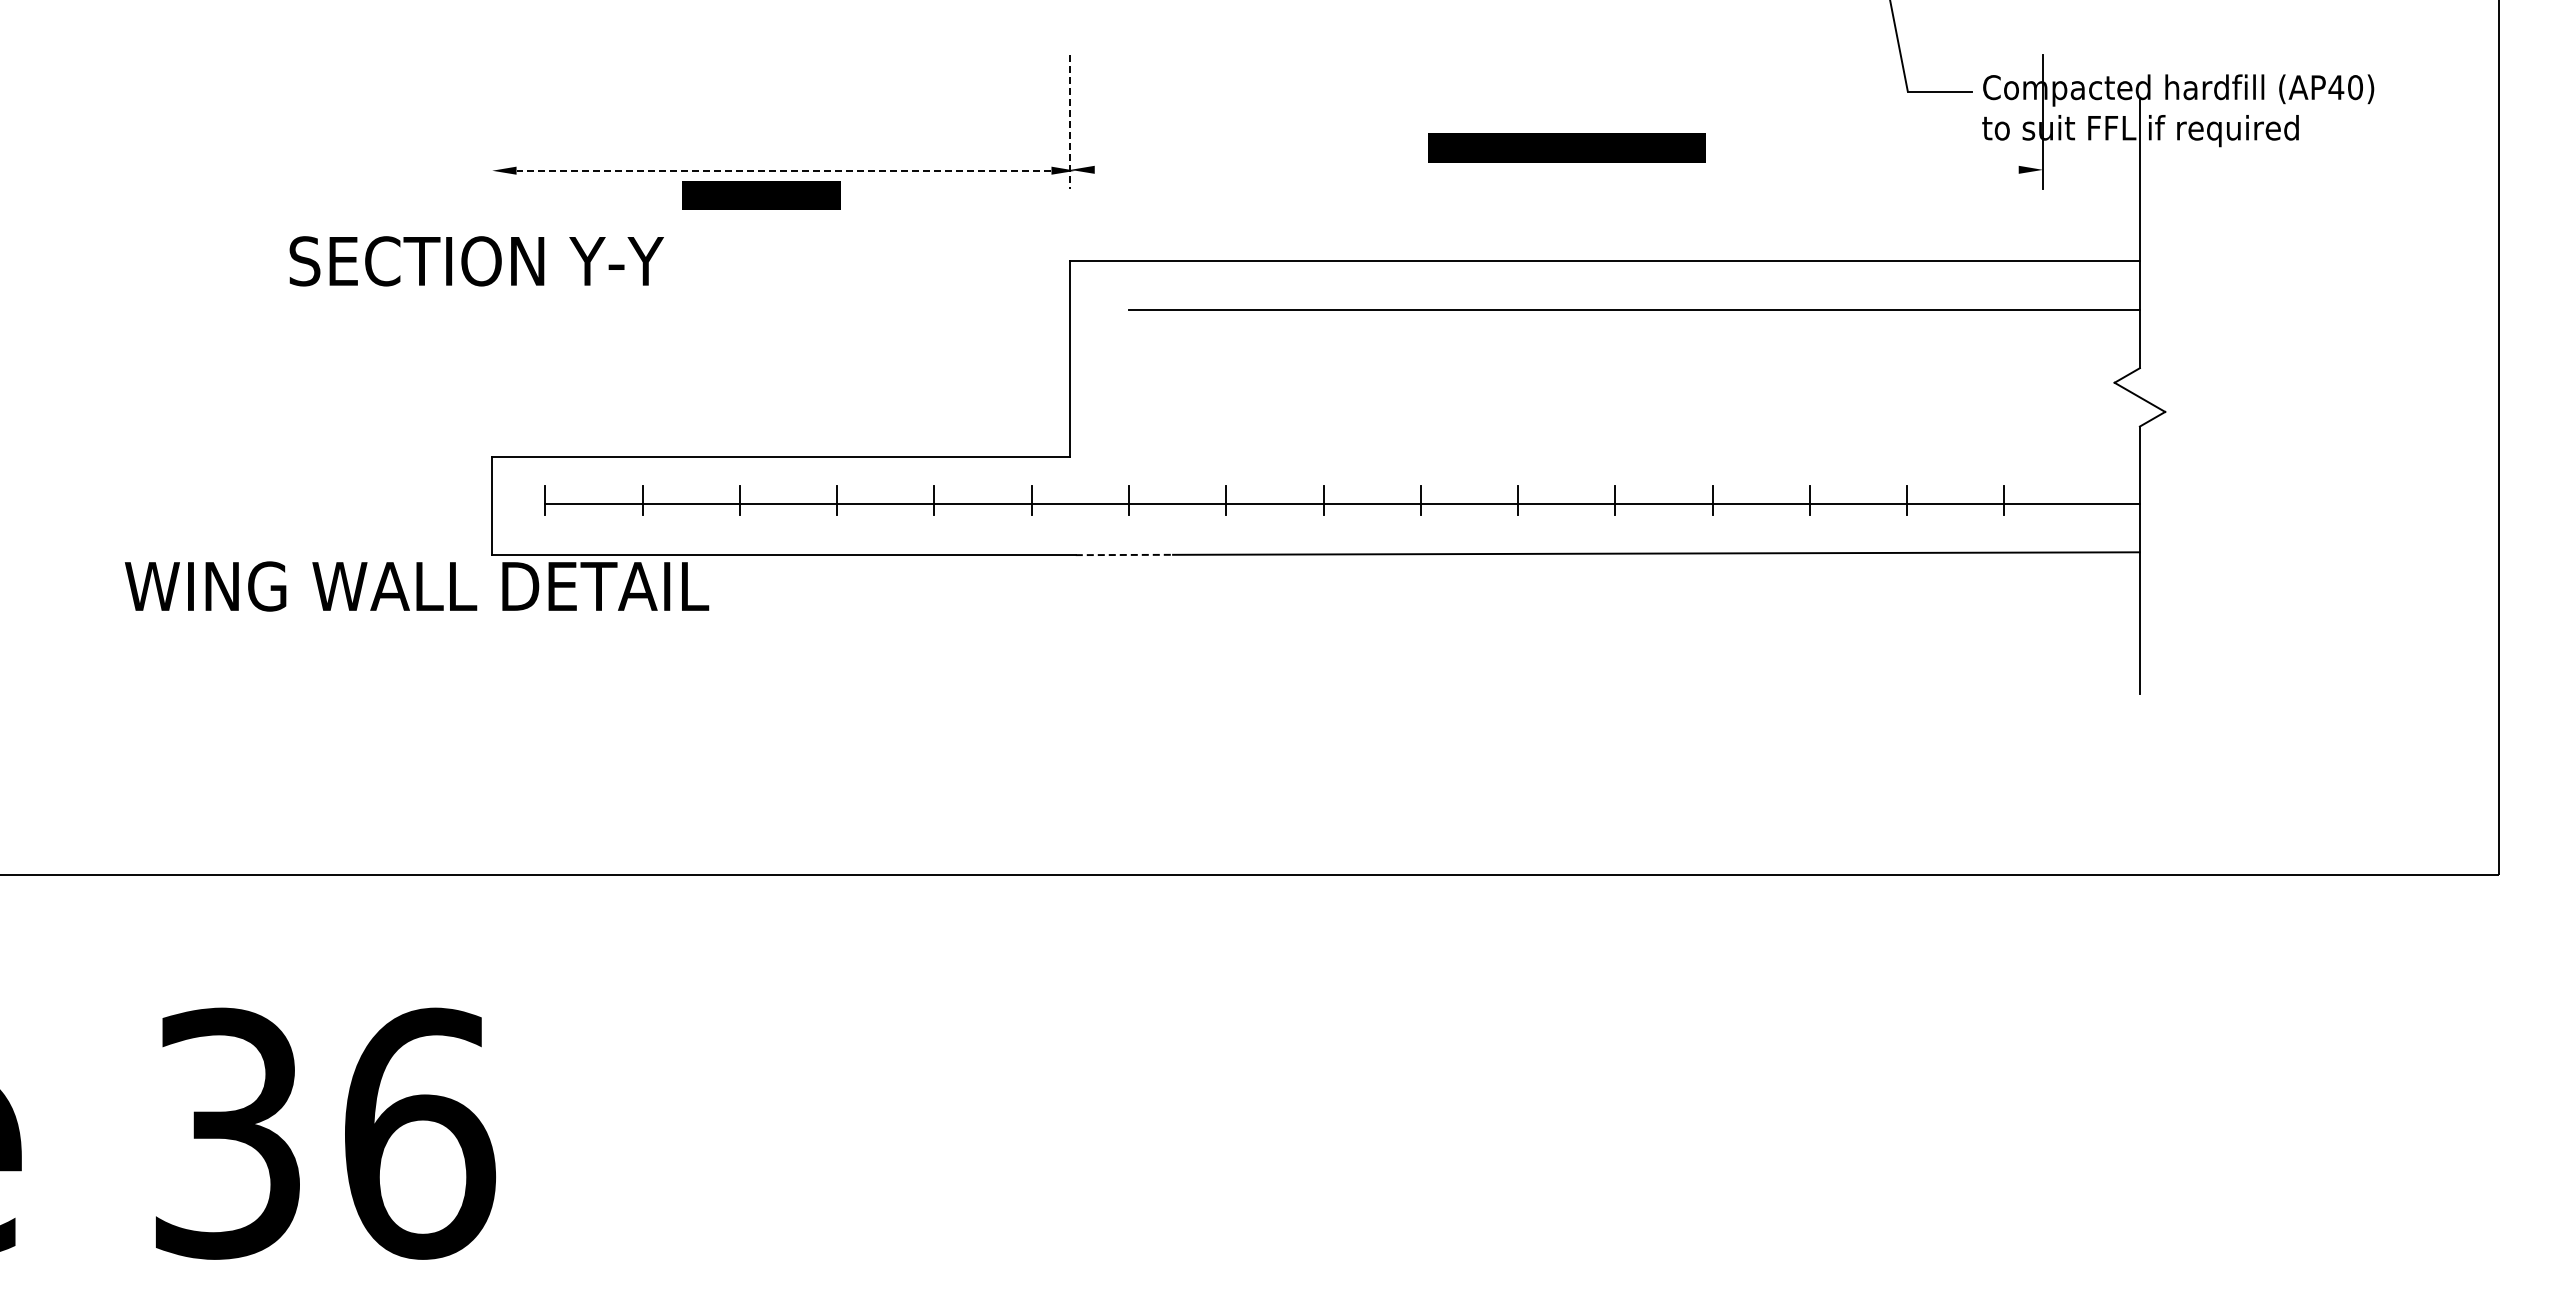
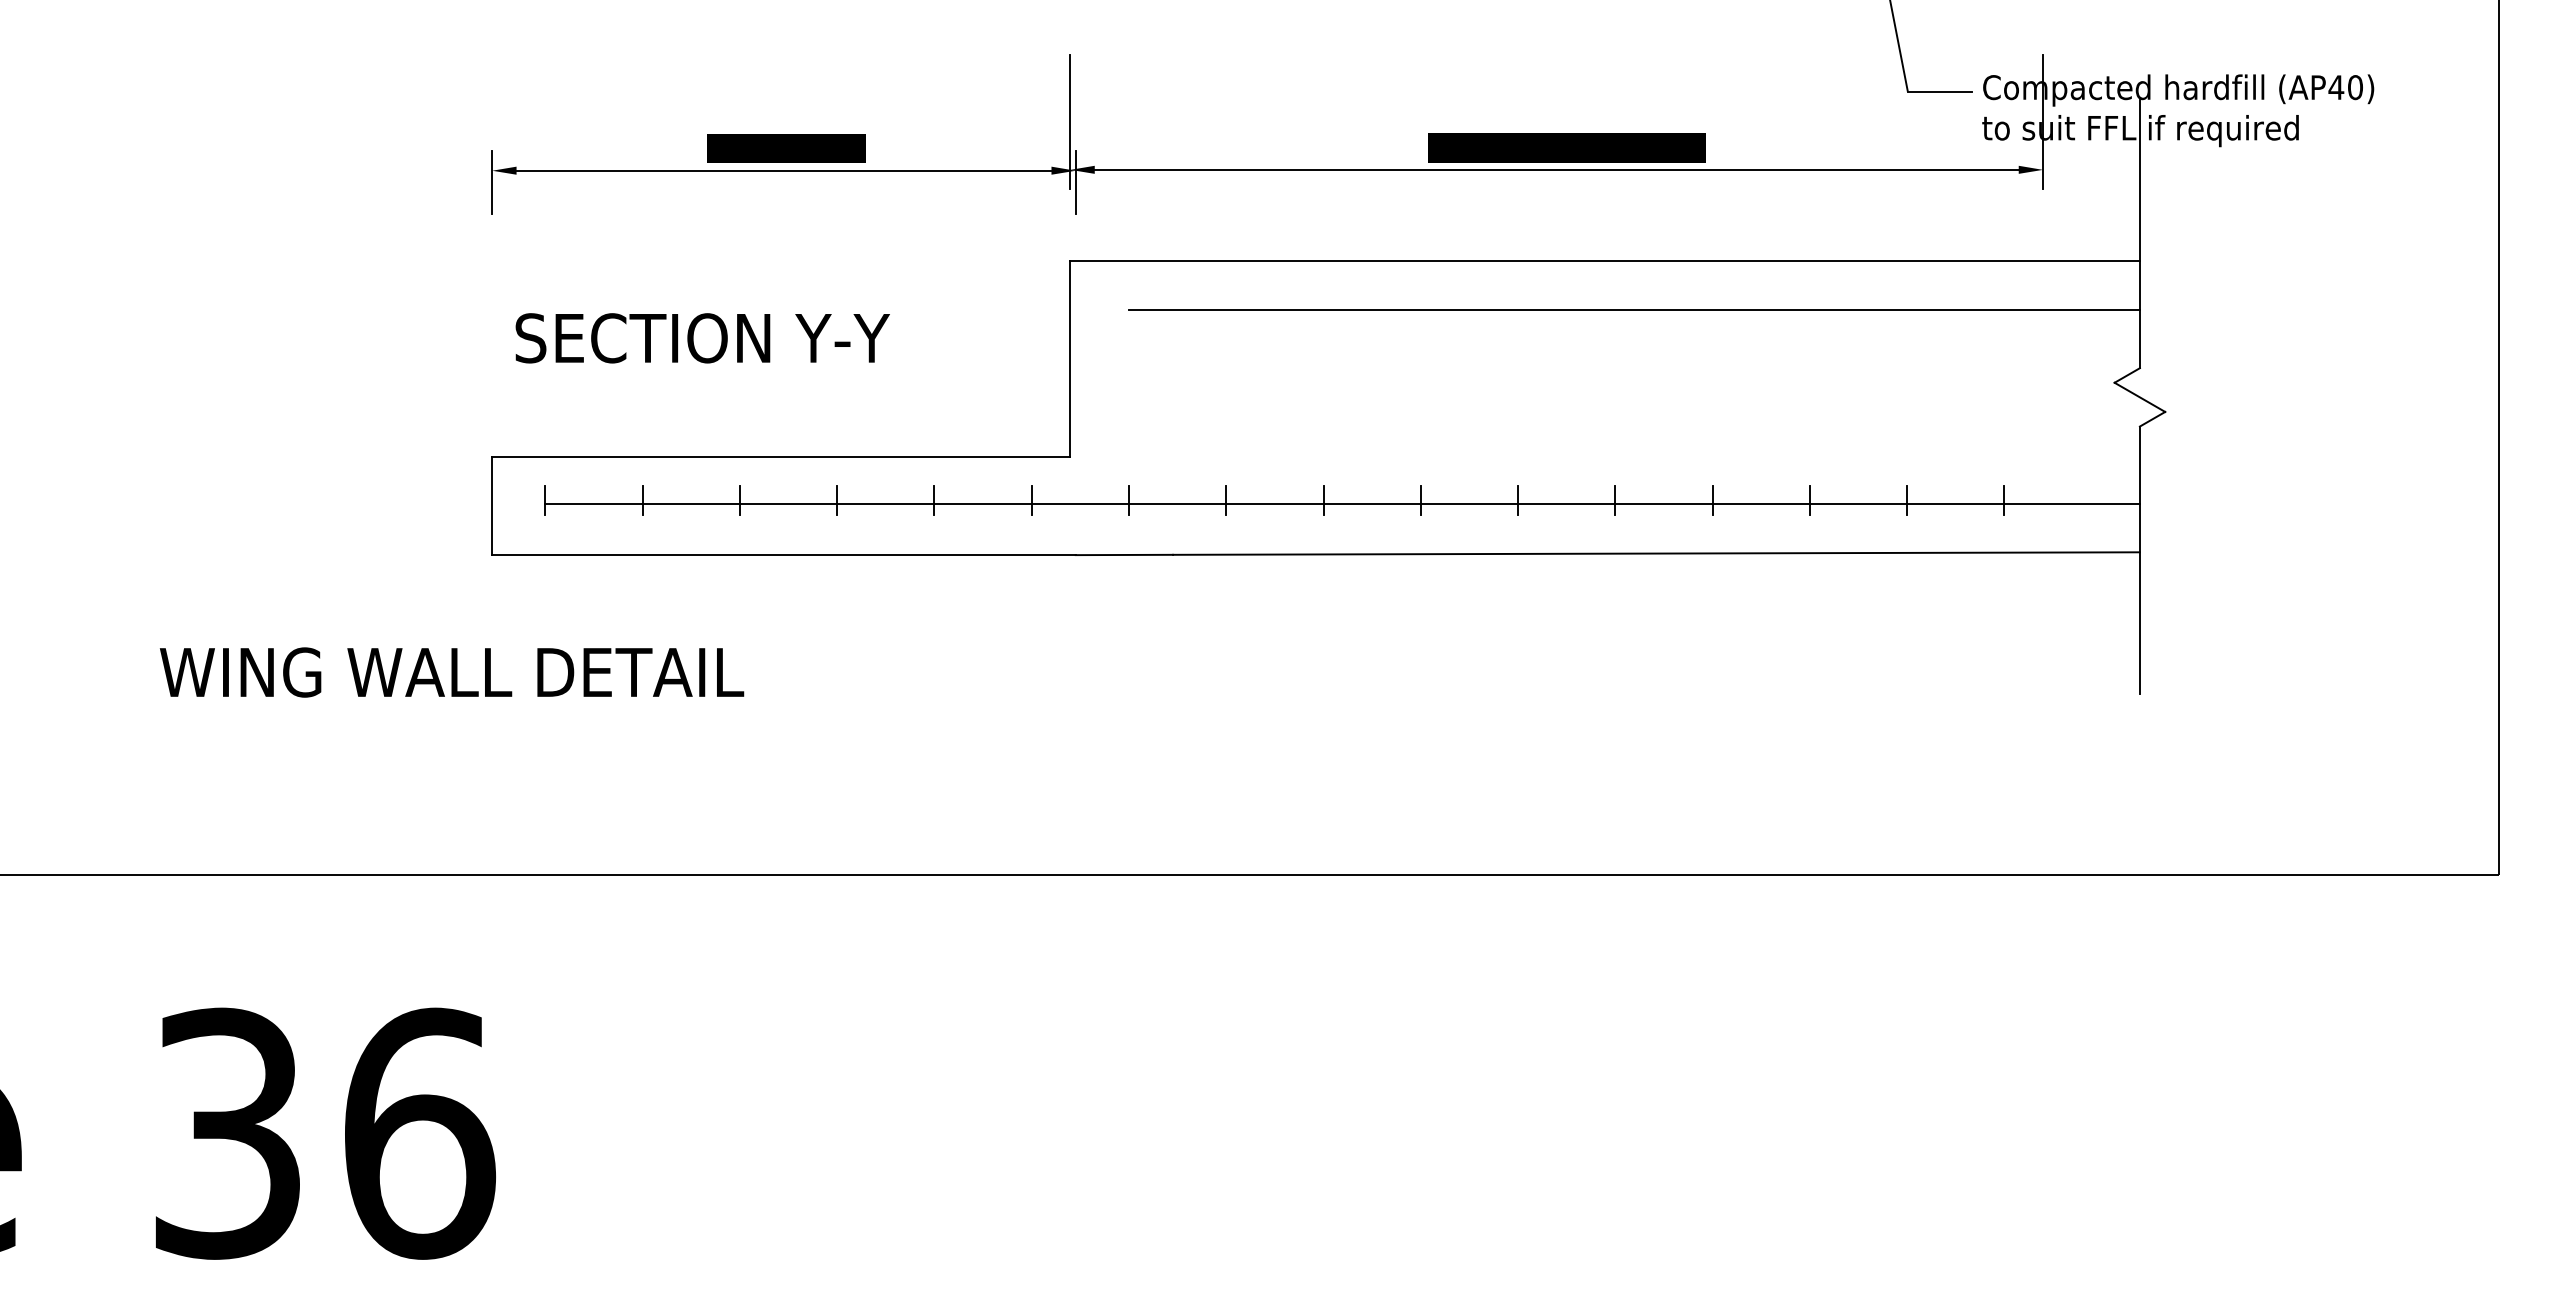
line: dashed -> solid (1070, 122)
line: none -> present (1556, 169)
line: dashed -> solid (783, 170)
line: none -> present (492, 182)
line: none -> present (1075, 182)
text position: (761, 195) -> (786, 148) (786, 148)
text position: (476, 261) -> (702, 338) (702, 338)
line: dashed -> solid (1124, 554)
text position: (417, 586) -> (452, 672) (452, 672)
